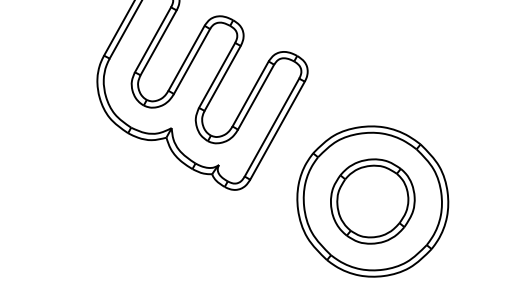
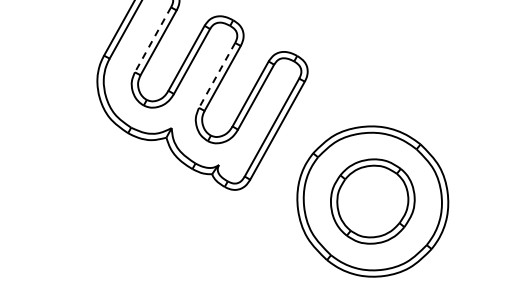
line: solid -> dashed (152, 40)
line: solid -> dashed (216, 75)
